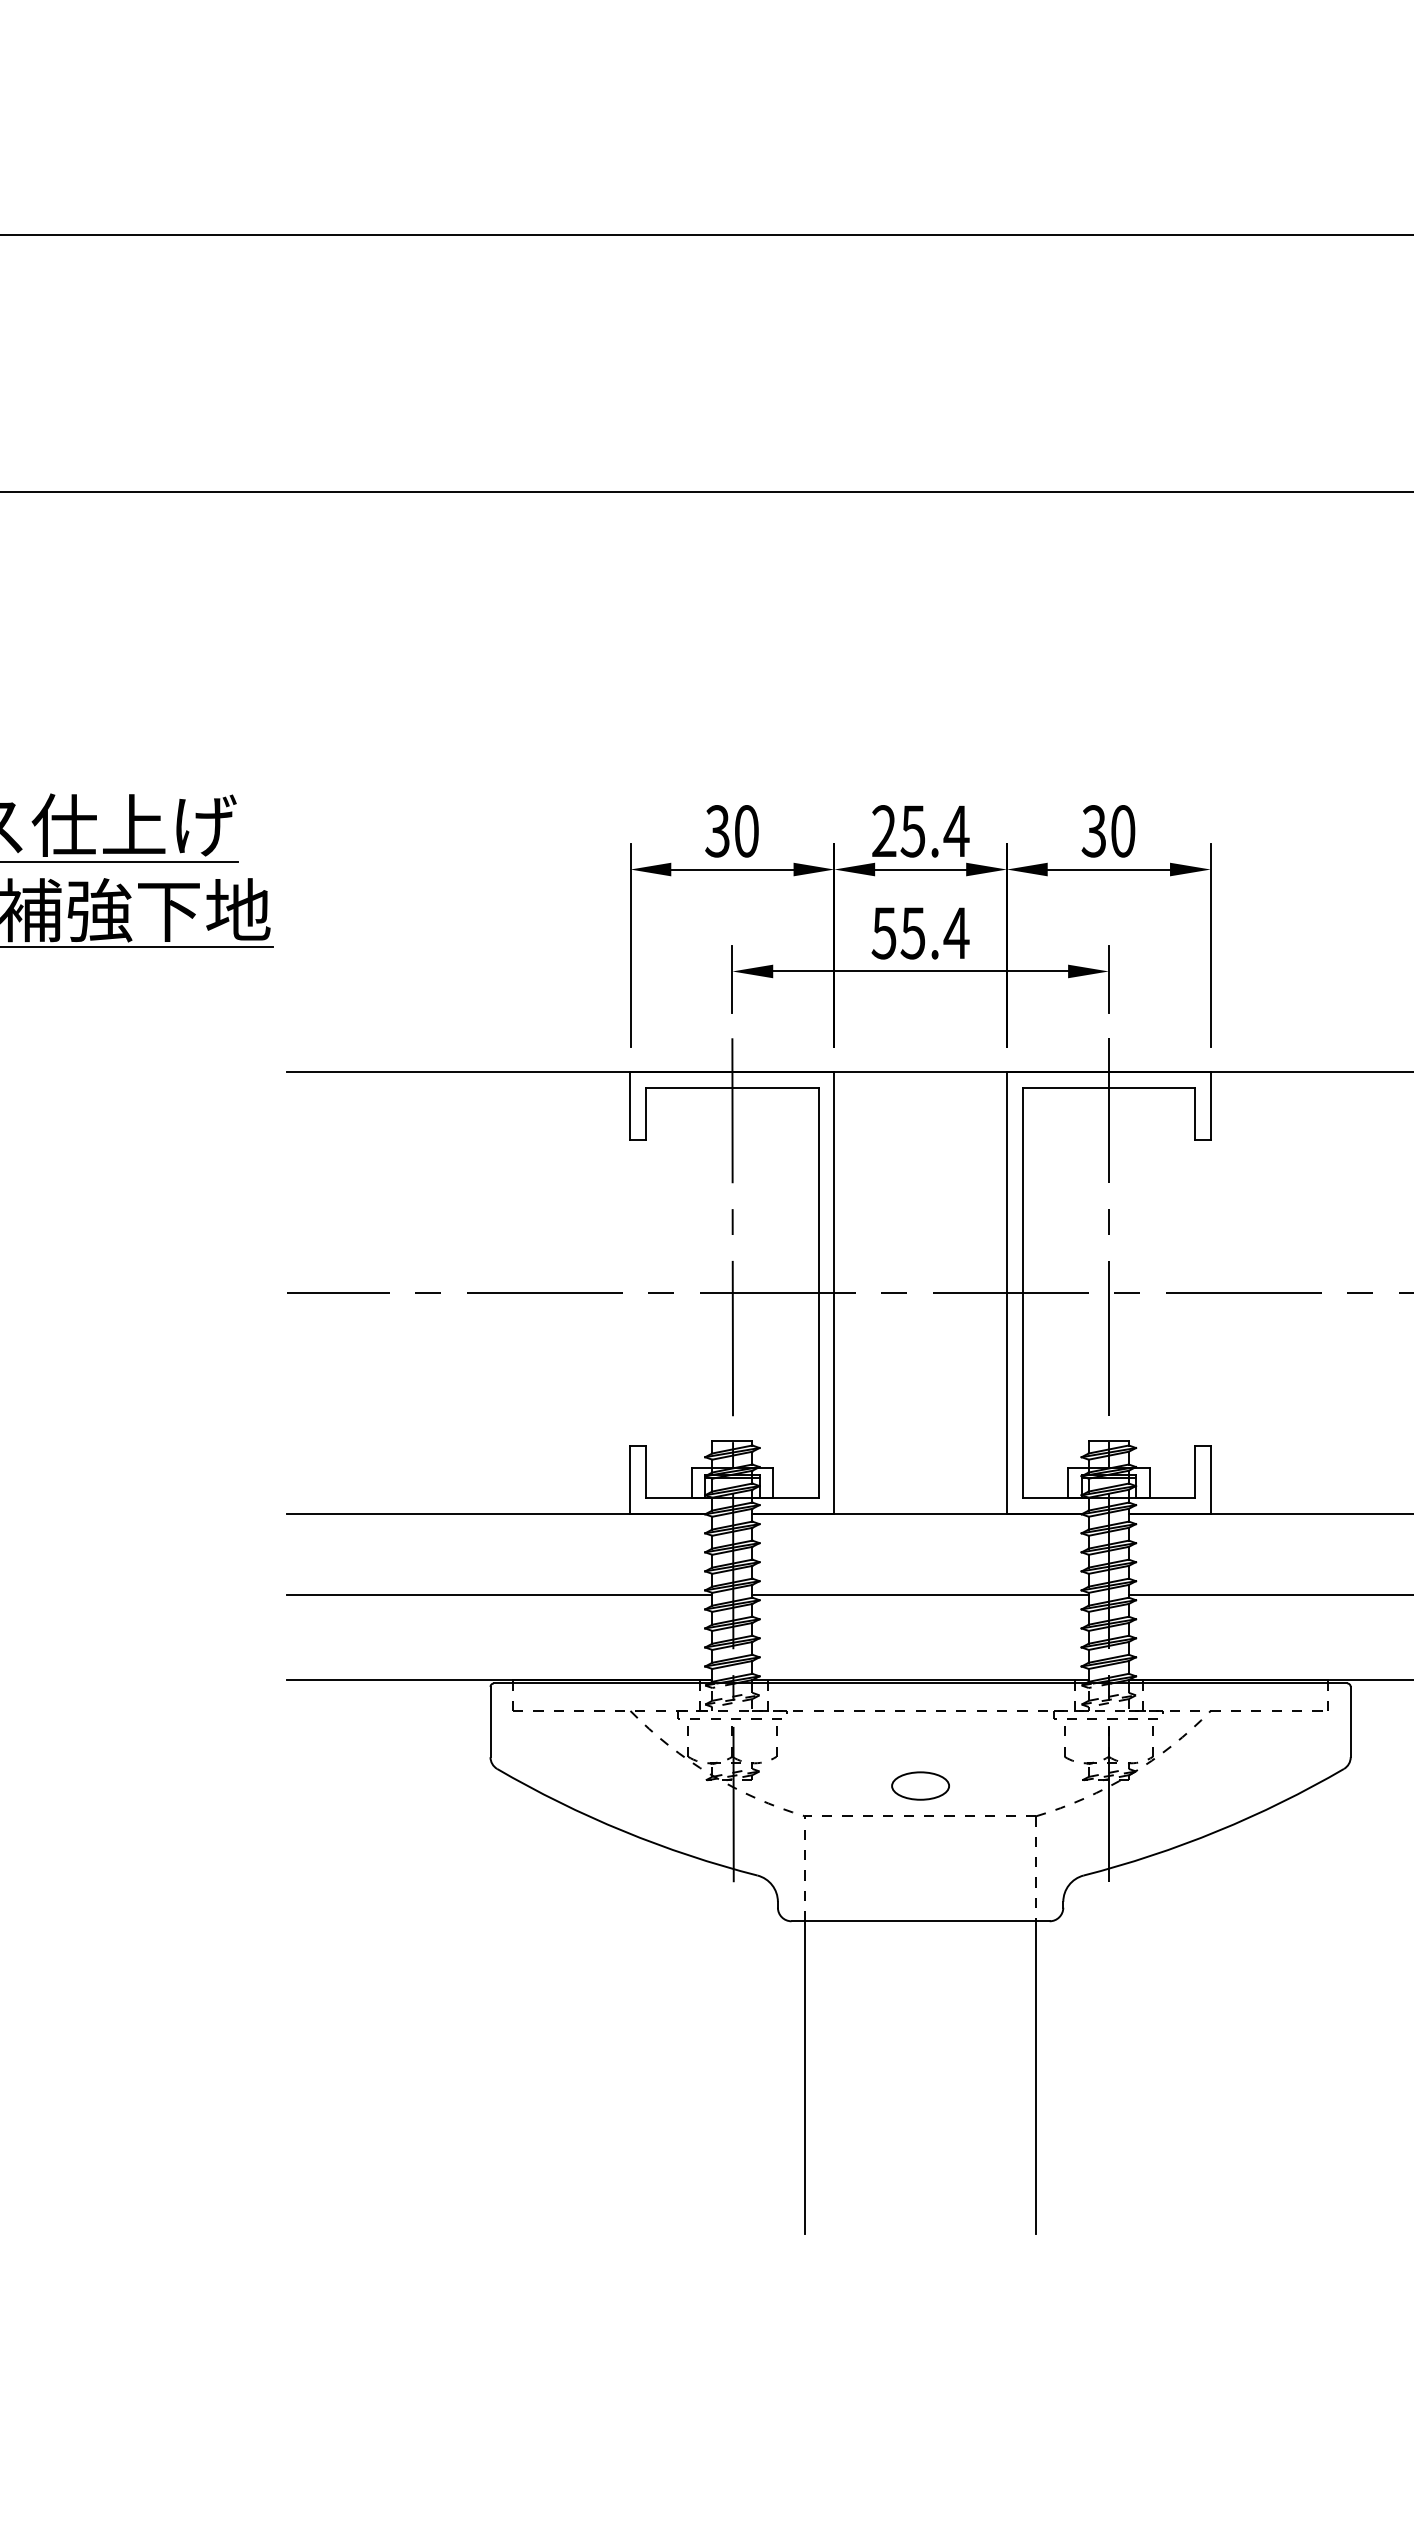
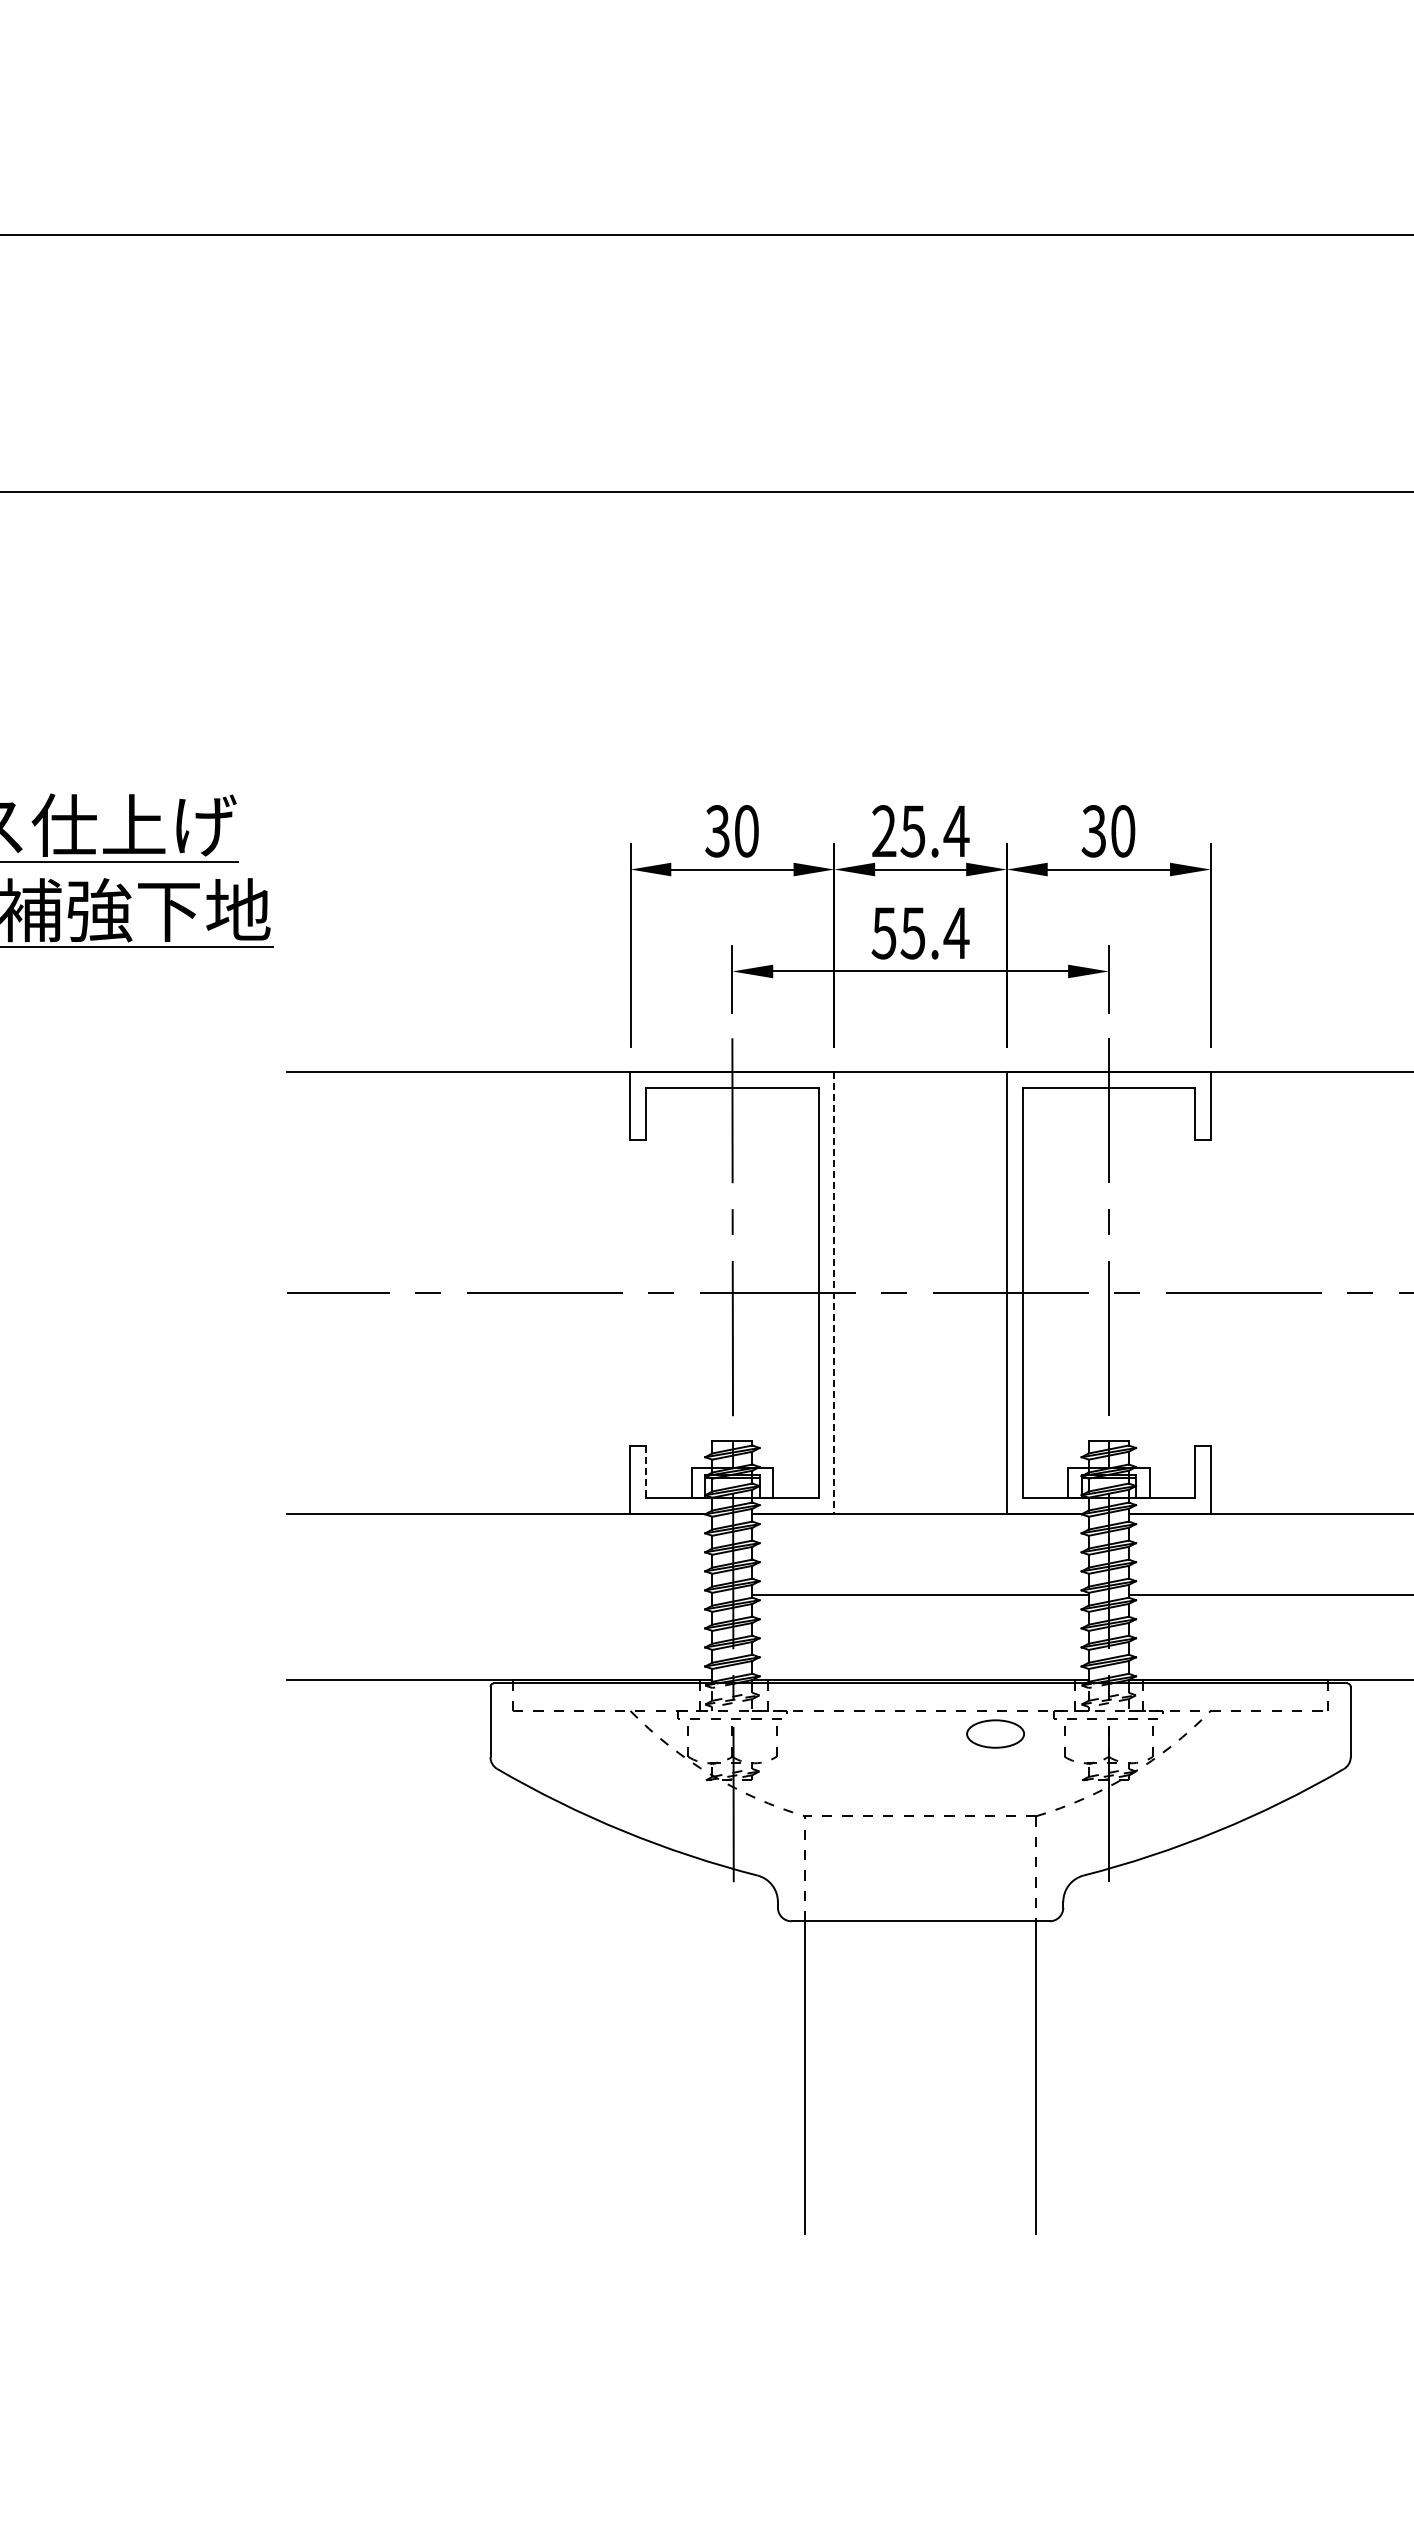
line: solid -> dashed (834, 1293)
line: solid -> dashed (646, 1472)
line: present -> none (499, 1595)
part position: (920, 1785) -> (995, 1733) (995, 1733)
